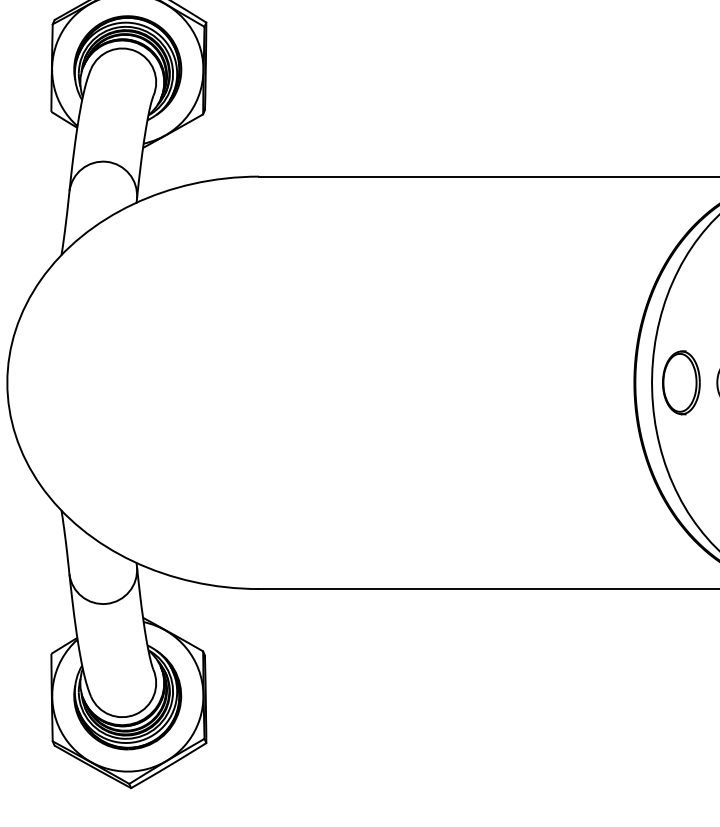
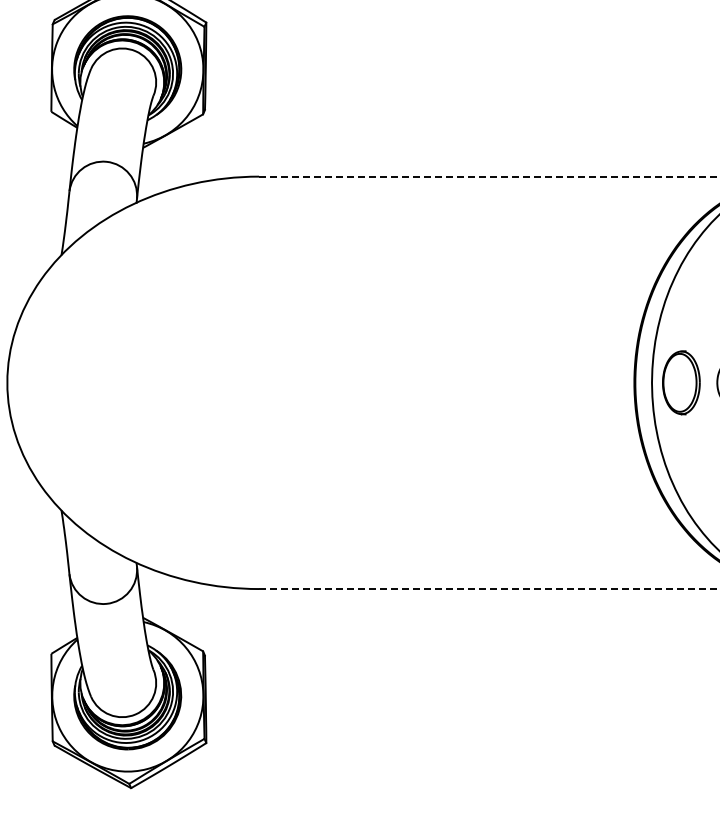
line: solid -> dashed (489, 176)
line: solid -> dashed (489, 589)
